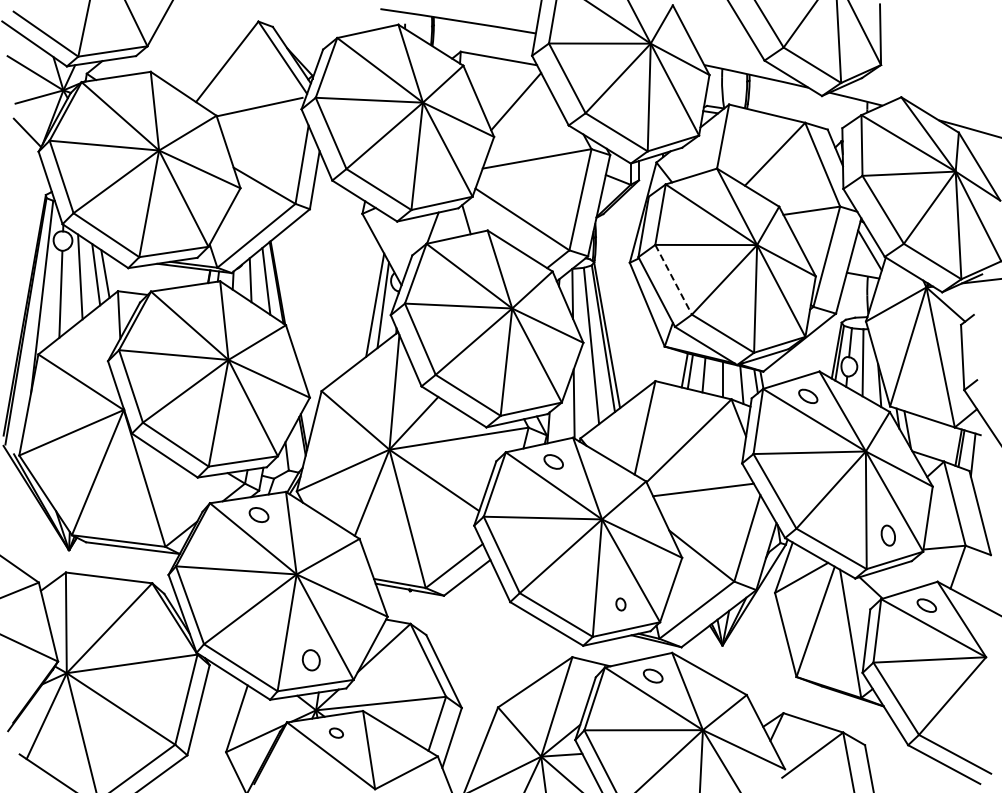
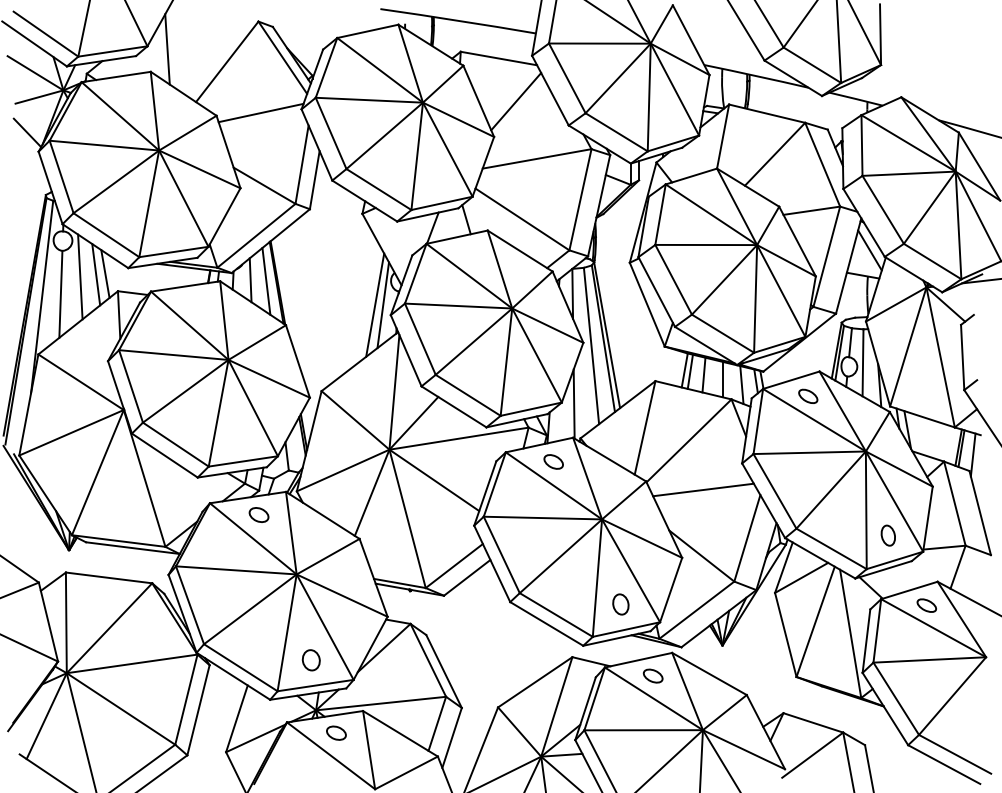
line: none -> present (167, 49)
line position: (259, 106) -> (260, 112) (260, 112)
line: dashed -> solid (673, 280)
part size: 12x15 px -> 18x23 px (620, 604)
part size: 16x12 px -> 21x16 px (336, 732)
